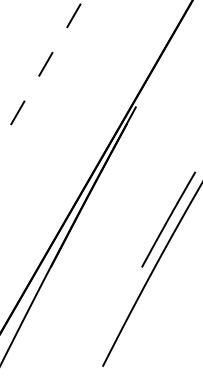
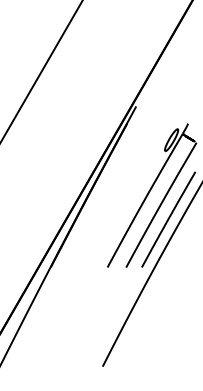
line: dashed -> solid (41, 72)
part: none -> present (152, 195)
